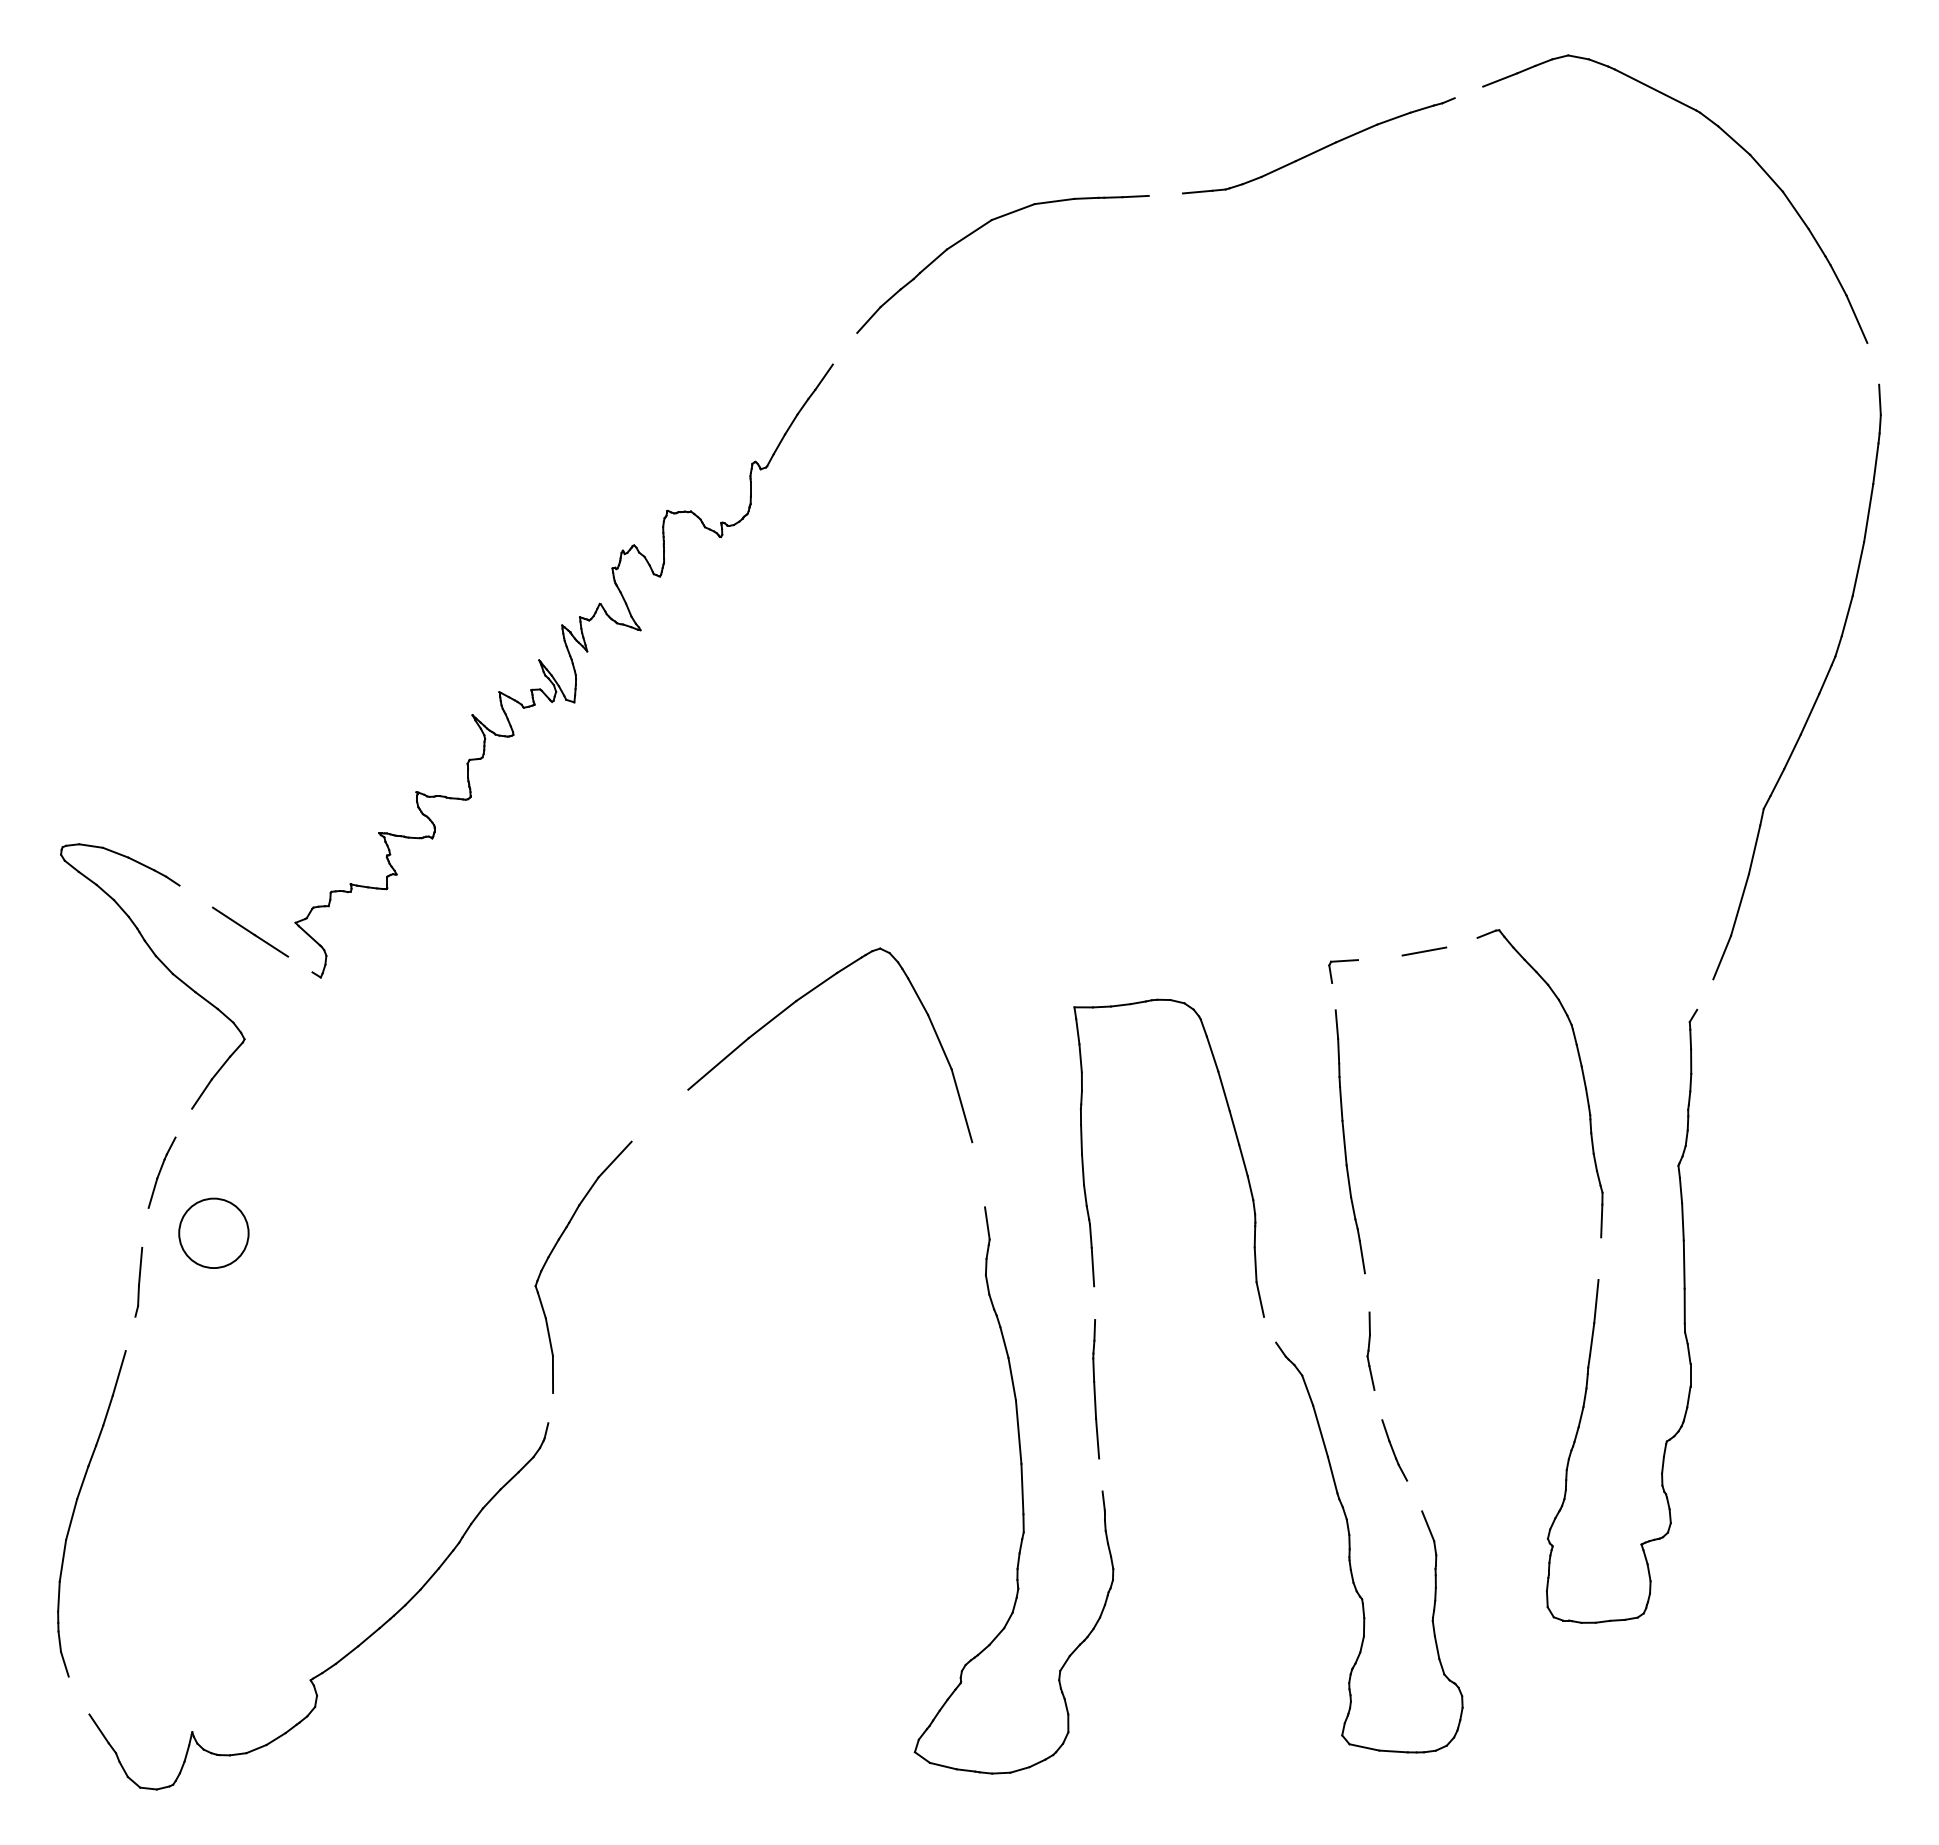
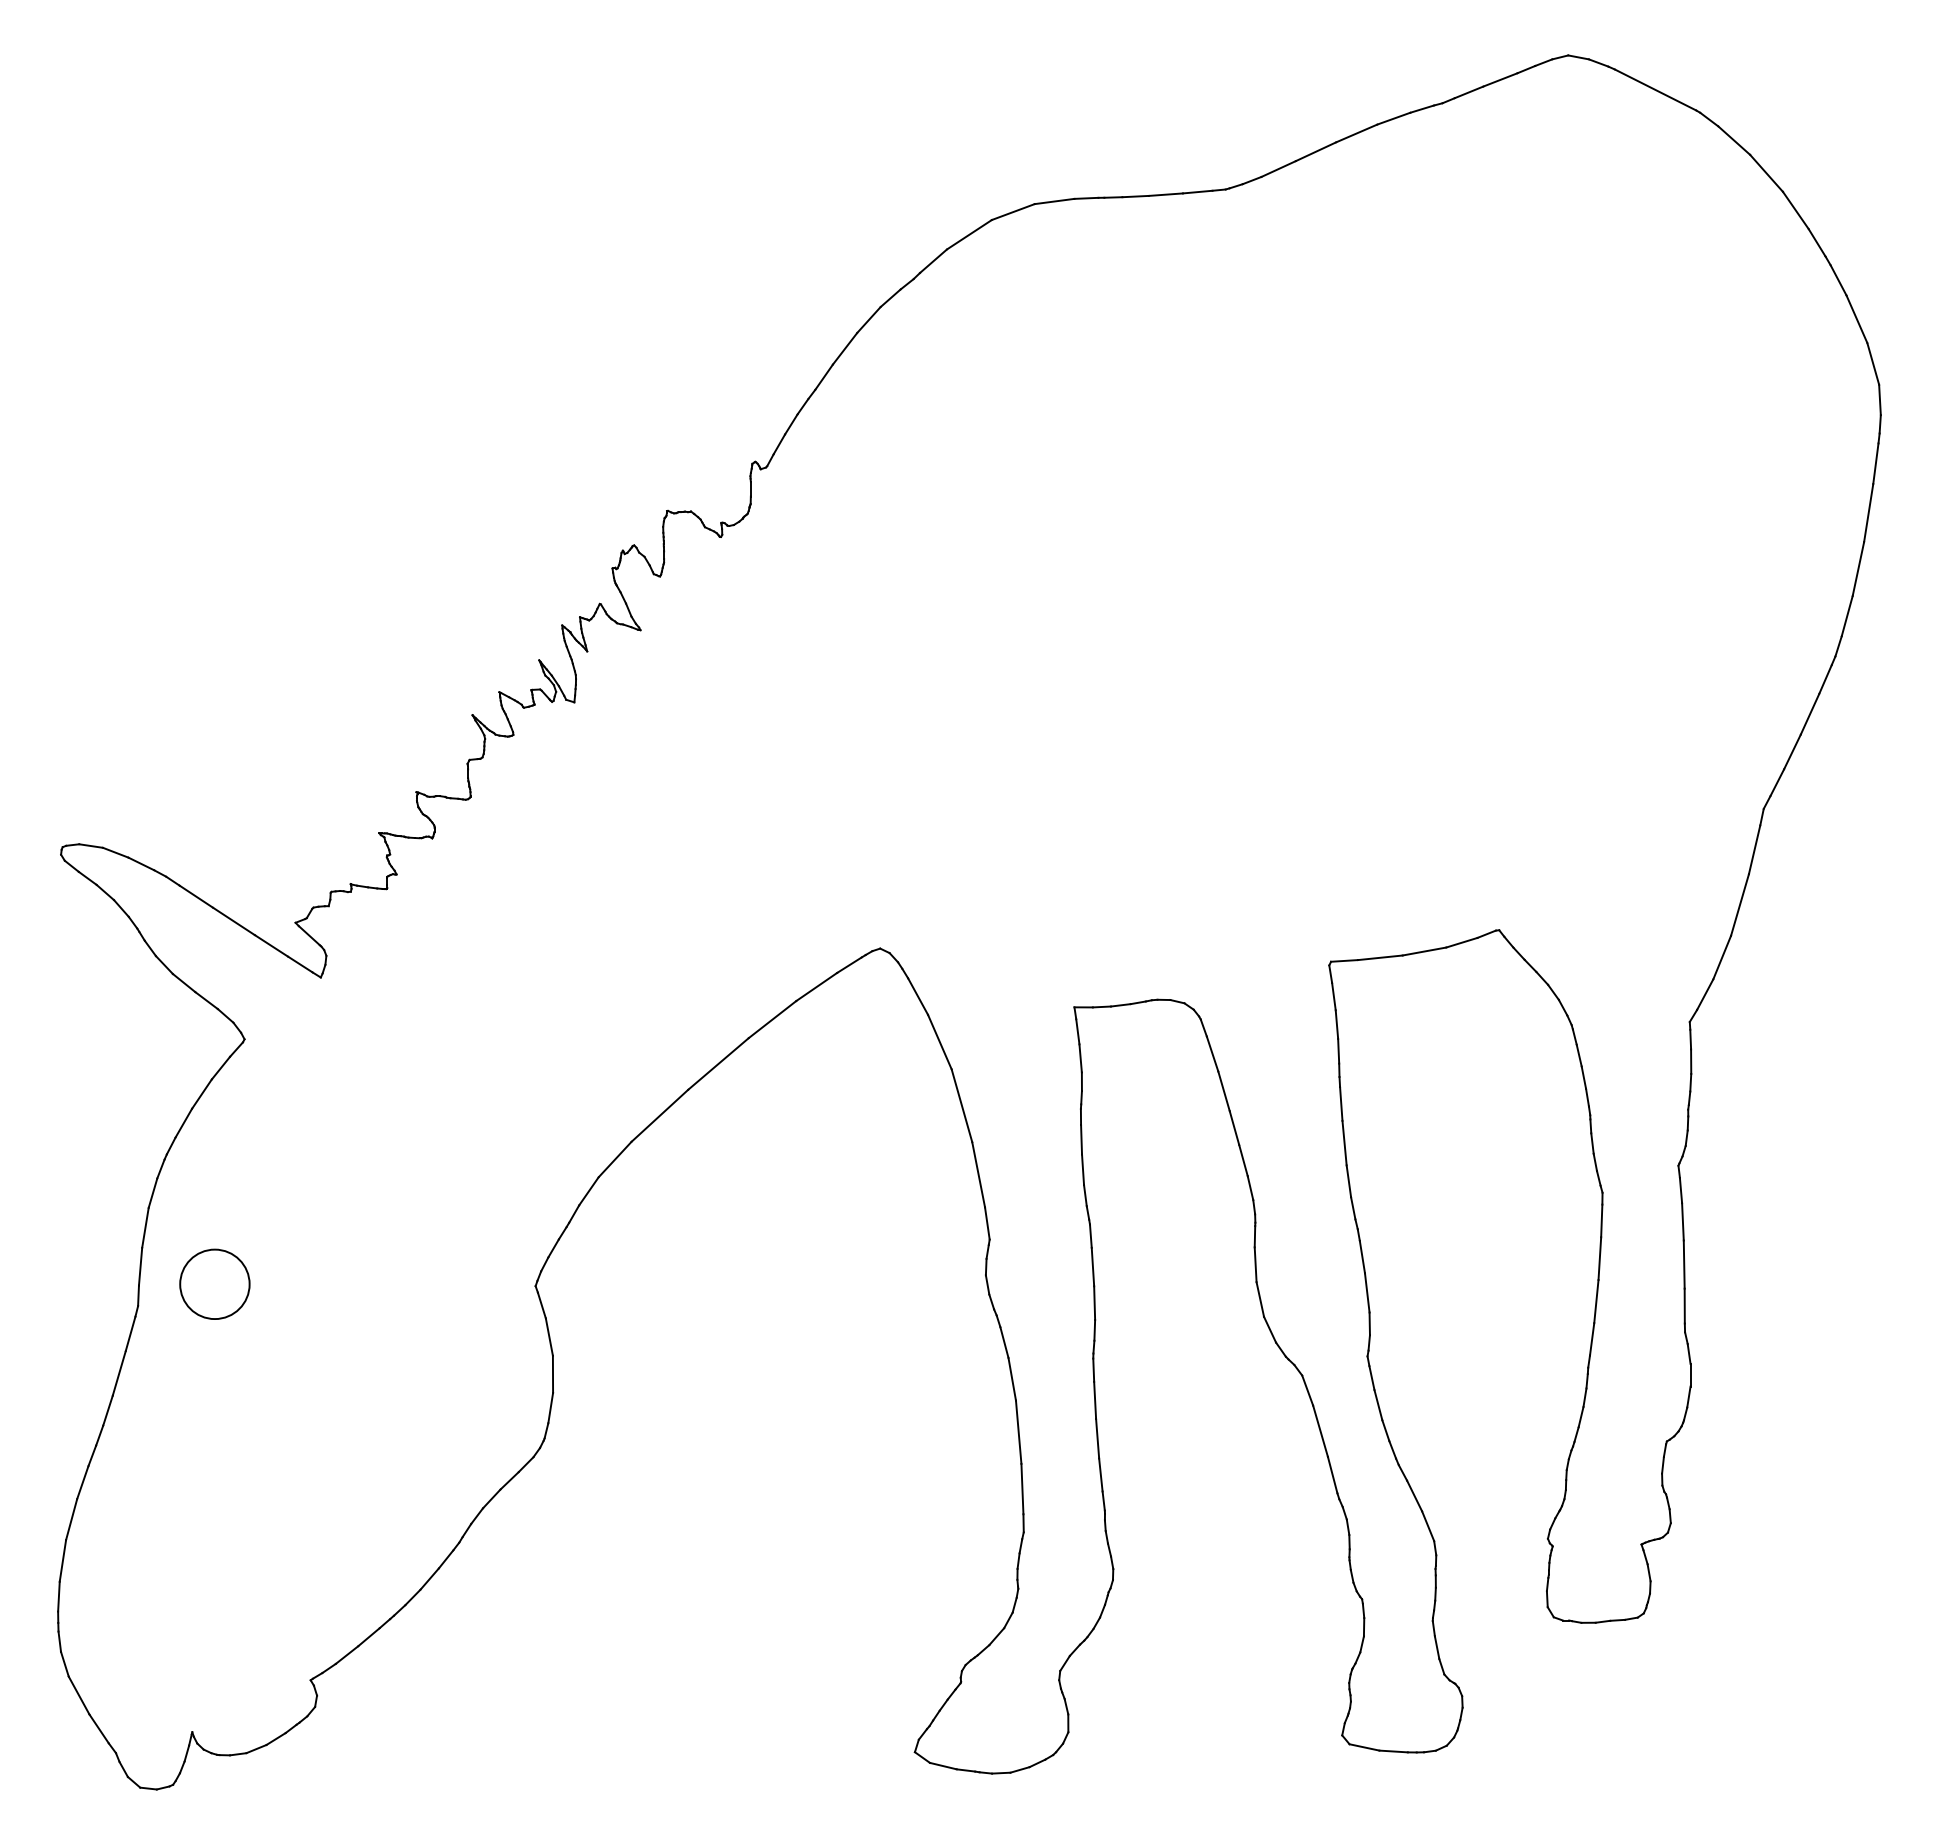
line: none -> present (1468, 92)
line: none -> present (1165, 194)
line: none -> present (844, 348)
line: none -> present (1873, 363)
line: none -> present (195, 896)
line: none -> present (1461, 942)
line: none -> present (1379, 957)
line: none -> present (300, 964)
line: none -> present (1705, 994)
line: none -> present (1333, 996)
line: none -> present (659, 1115)
line: none -> present (183, 1122)
line: none -> present (978, 1174)
line: none -> present (145, 1227)
circle position: (213, 1232) -> (214, 1283) (214, 1283)
line: none -> present (1599, 1258)
line: none -> present (1366, 1292)
line: none -> present (1094, 1303)
line: none -> present (1270, 1329)
line: none -> present (130, 1333)
line: none -> present (1378, 1405)
line: none -> present (550, 1408)
line: none -> present (1100, 1474)
line: none -> present (1414, 1495)
line: none -> present (78, 1695)
